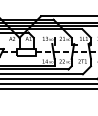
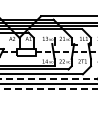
line: solid -> dashed (49, 79)
line: solid -> dashed (49, 88)
